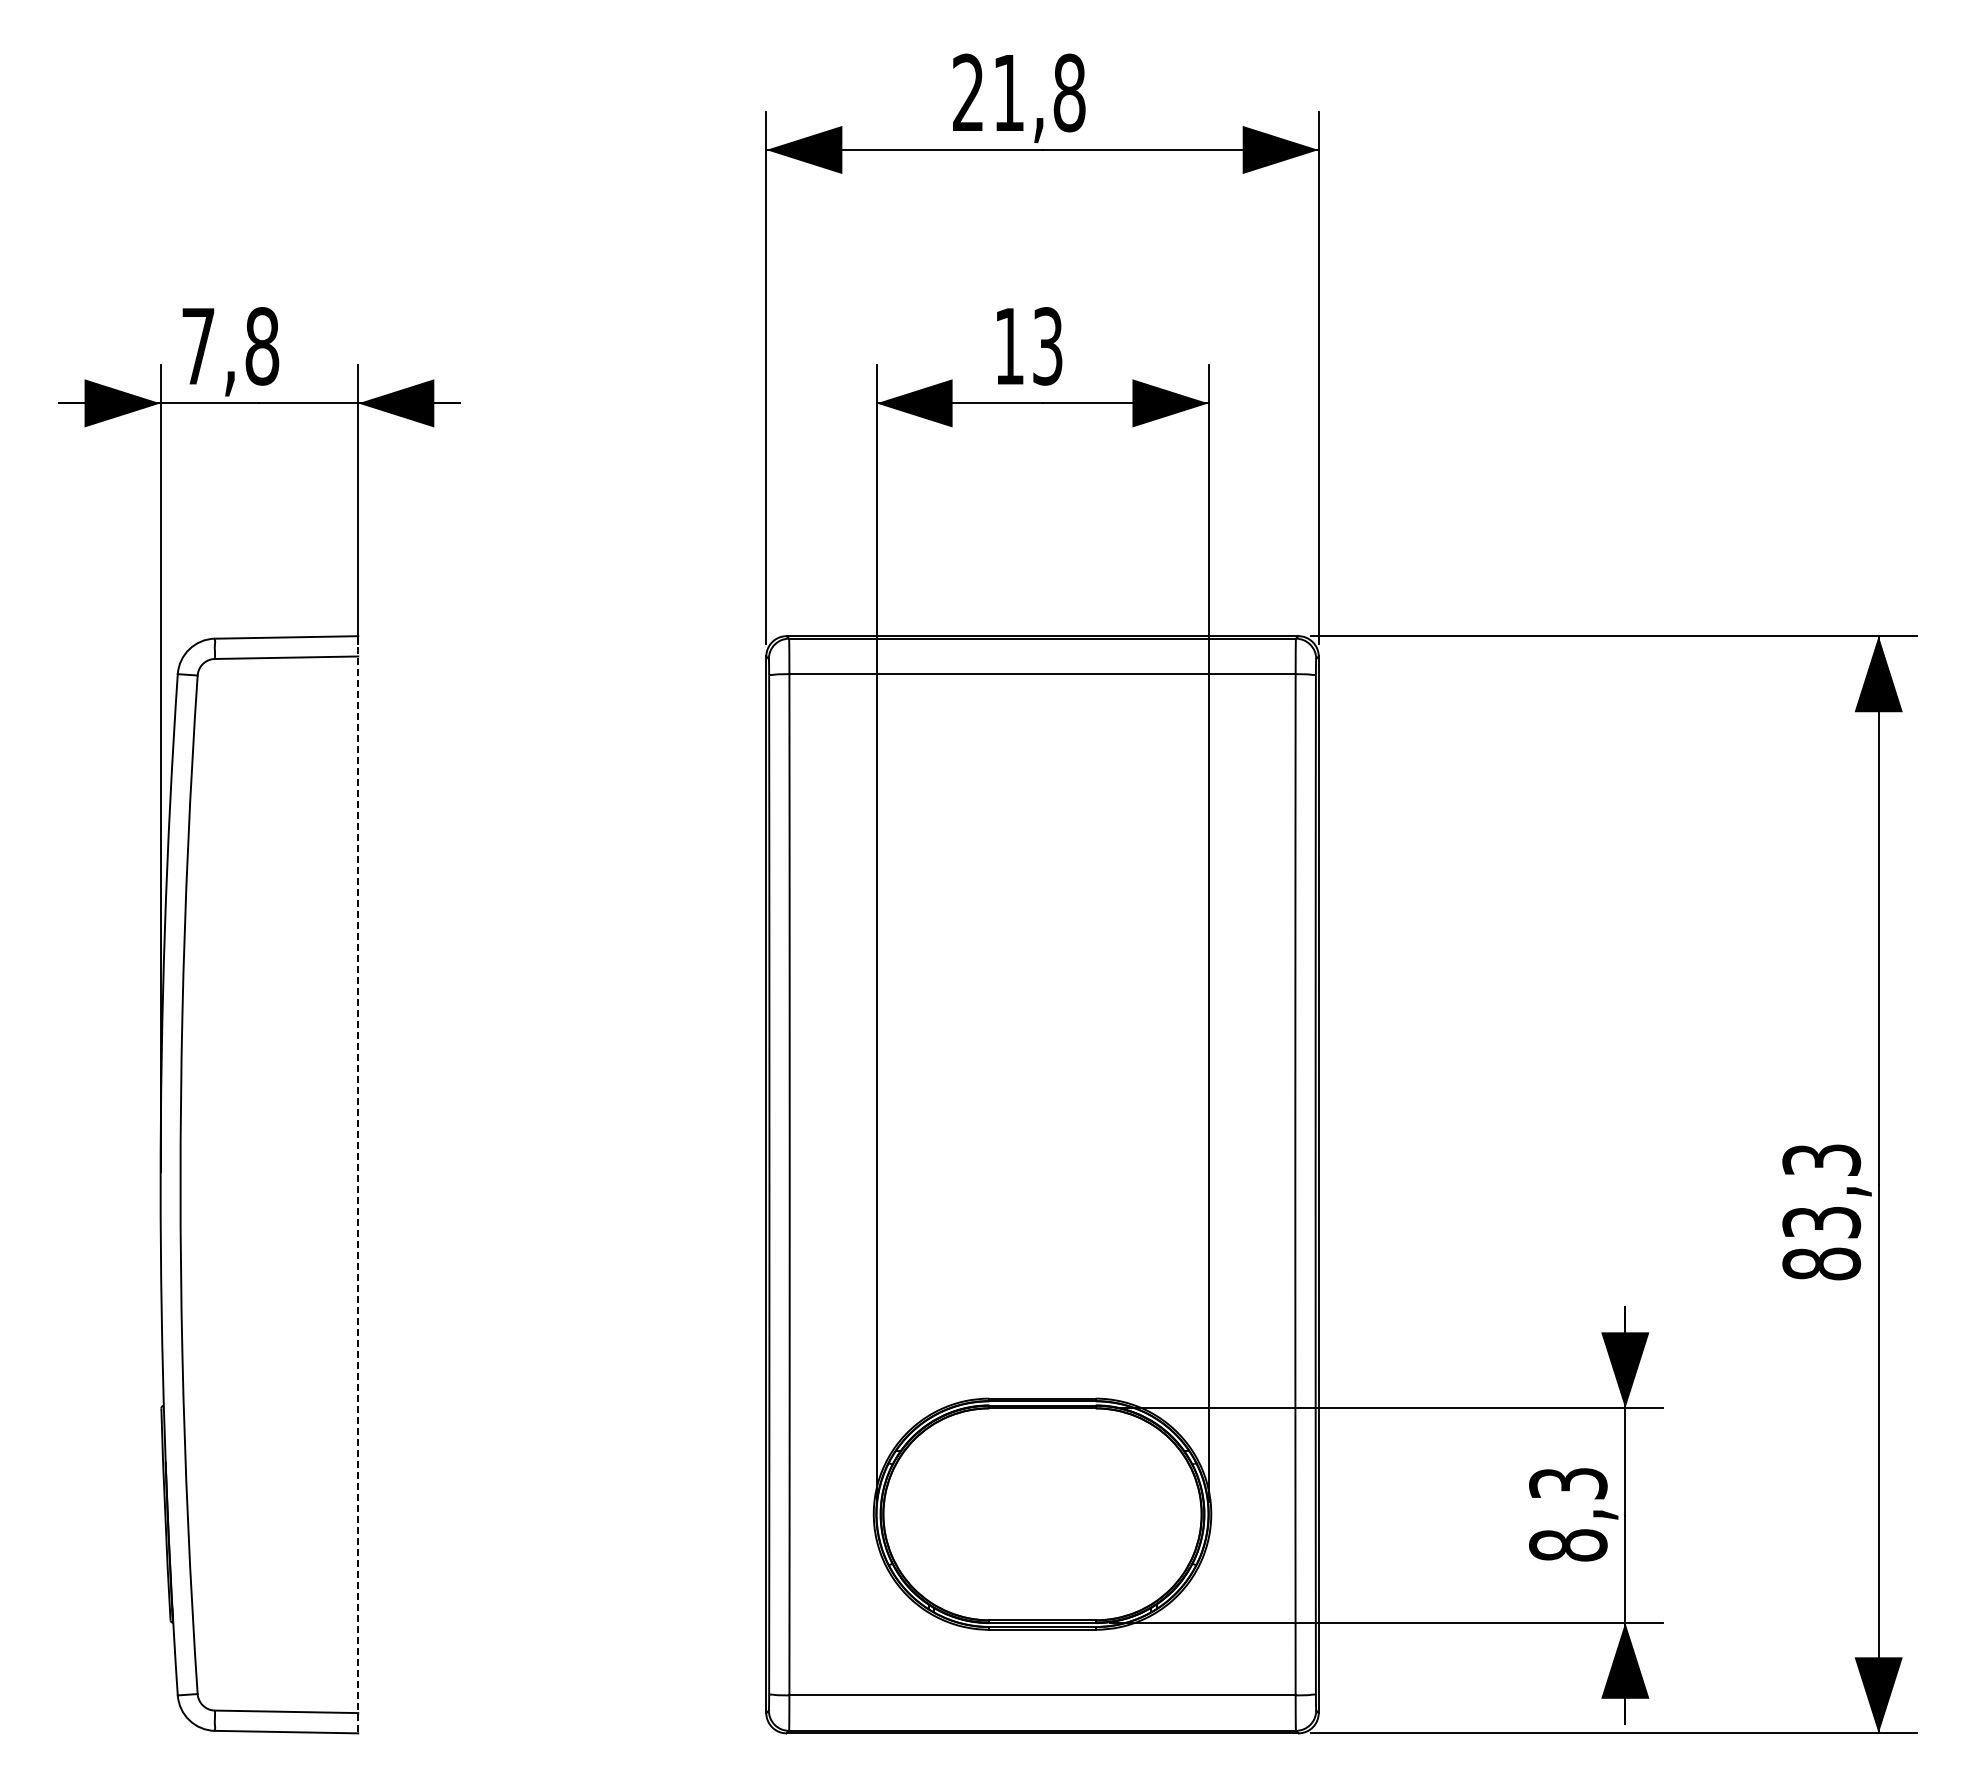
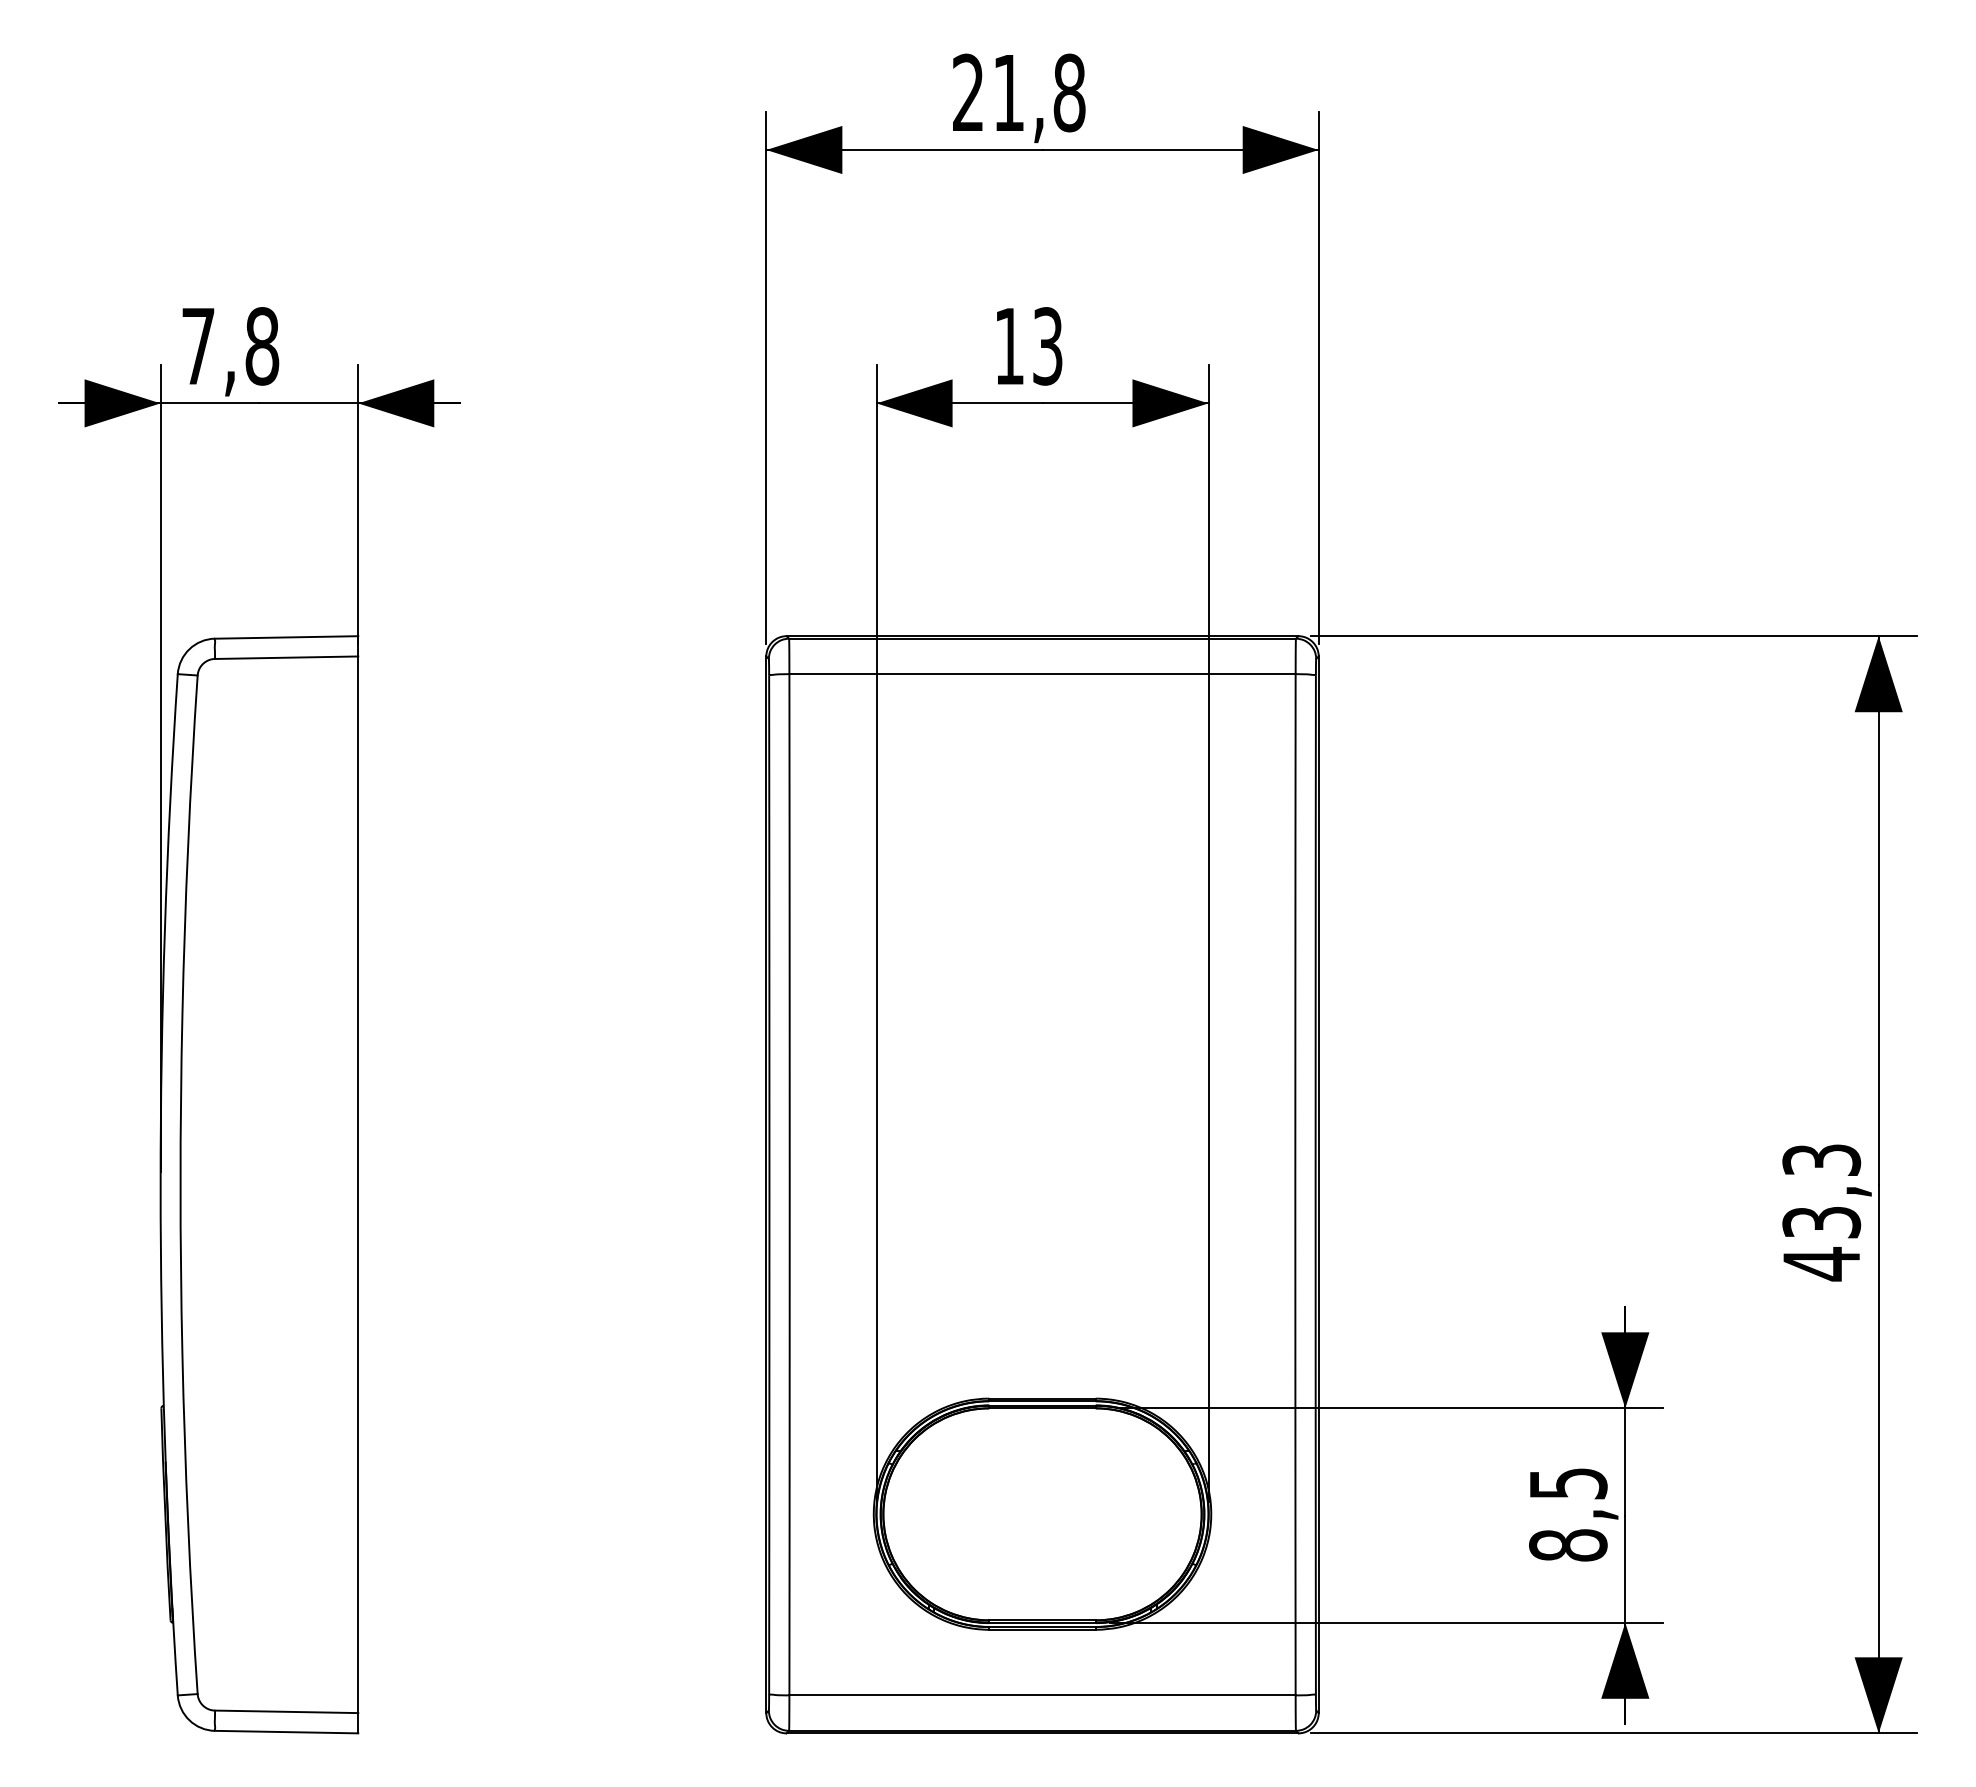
line: dashed -> solid (358, 1184)
text: 83,3 -> 43,3 (1821, 1264)
text: 8,3 -> 8,5 (1568, 1483)
